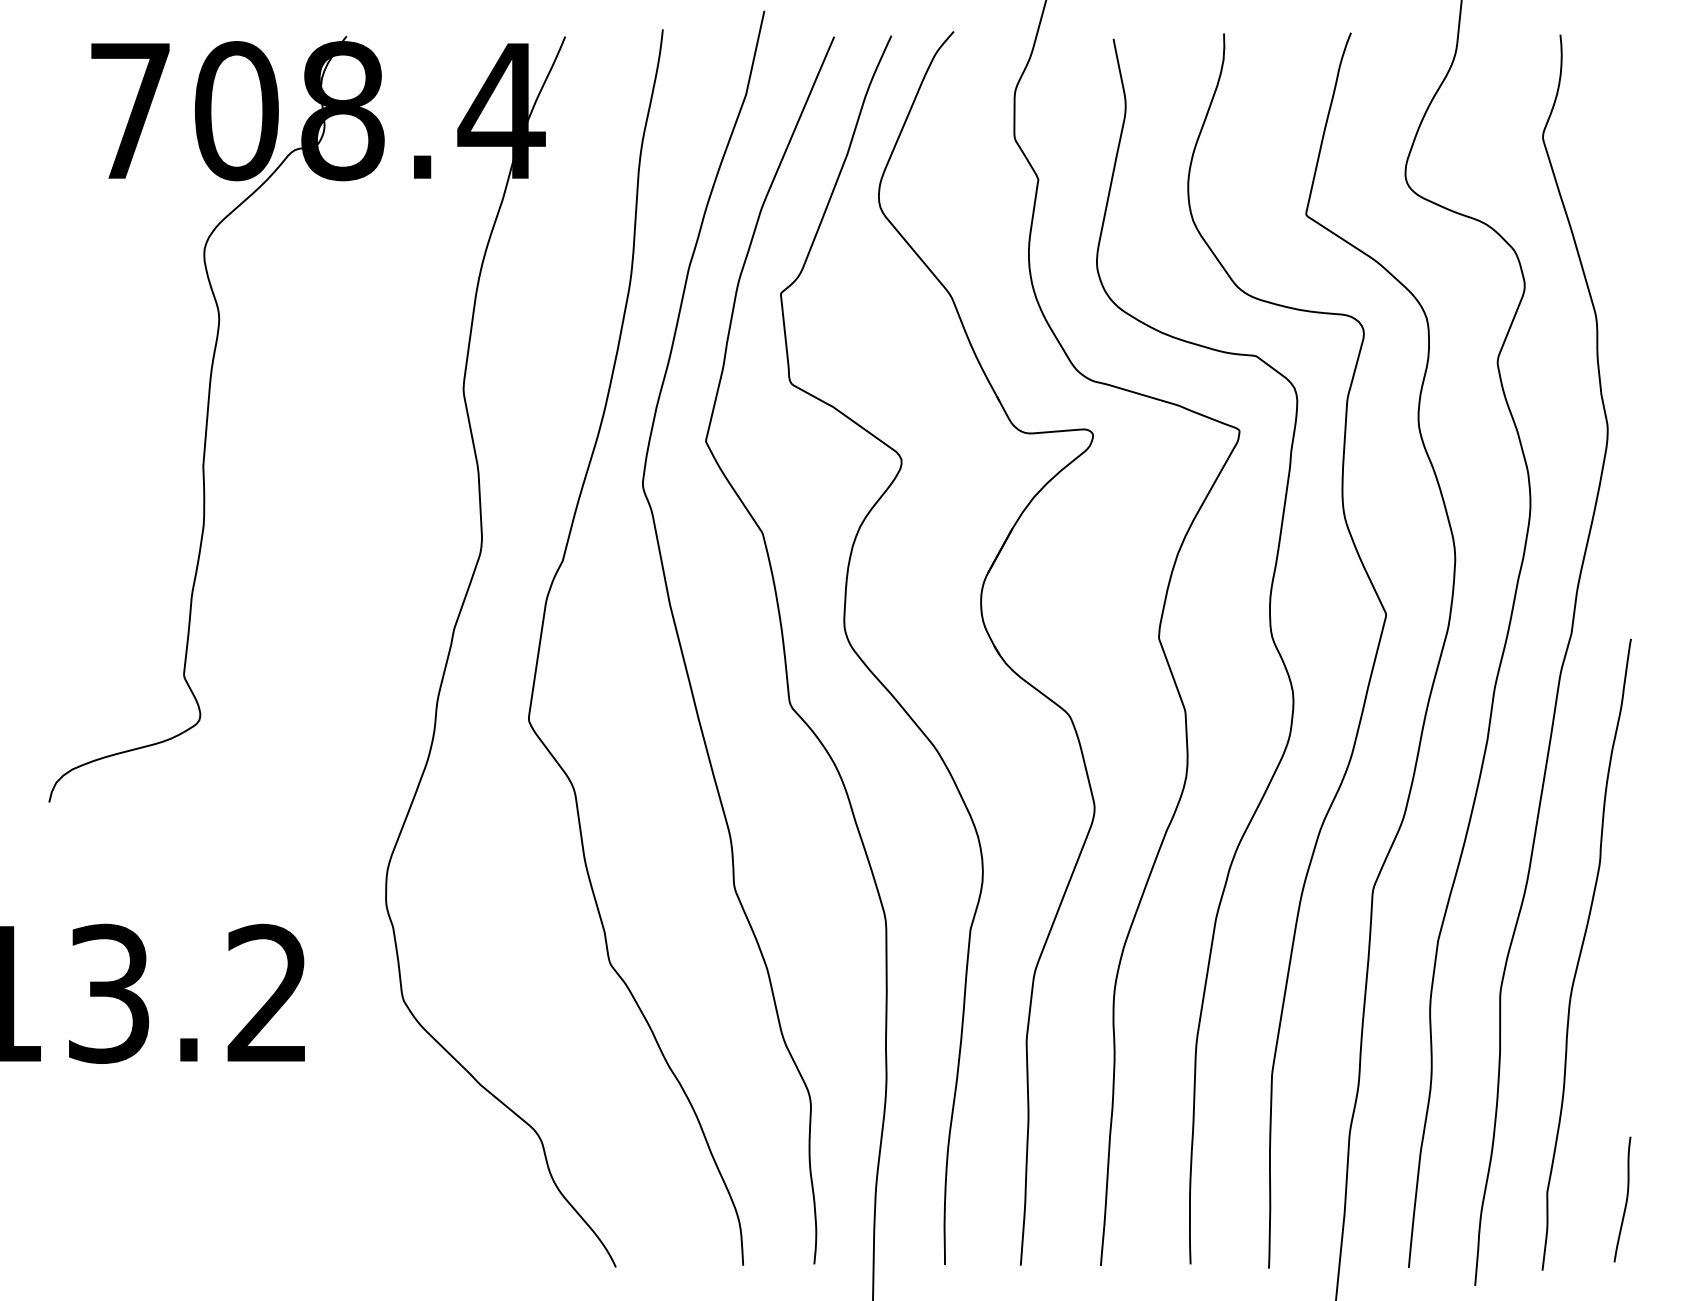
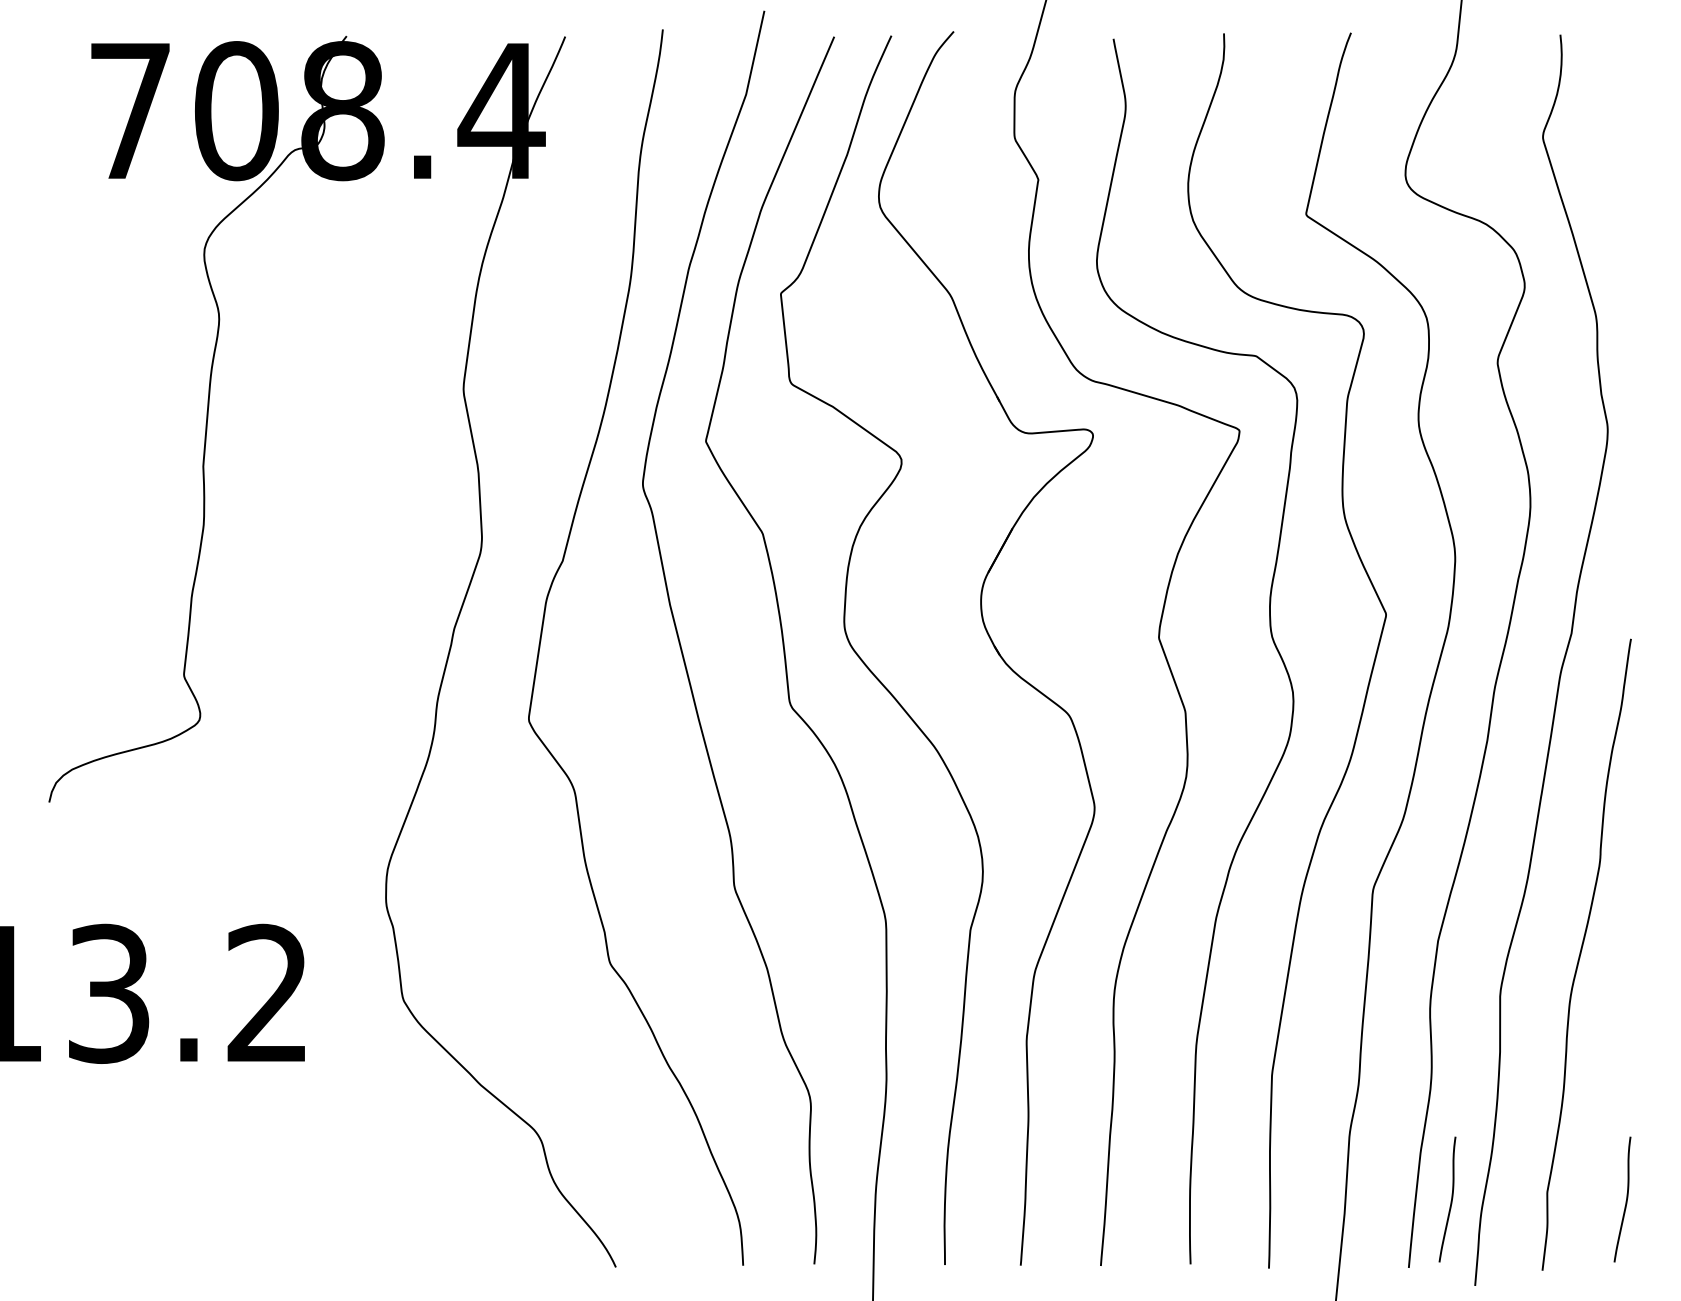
curve: none -> present (1450, 1201)
